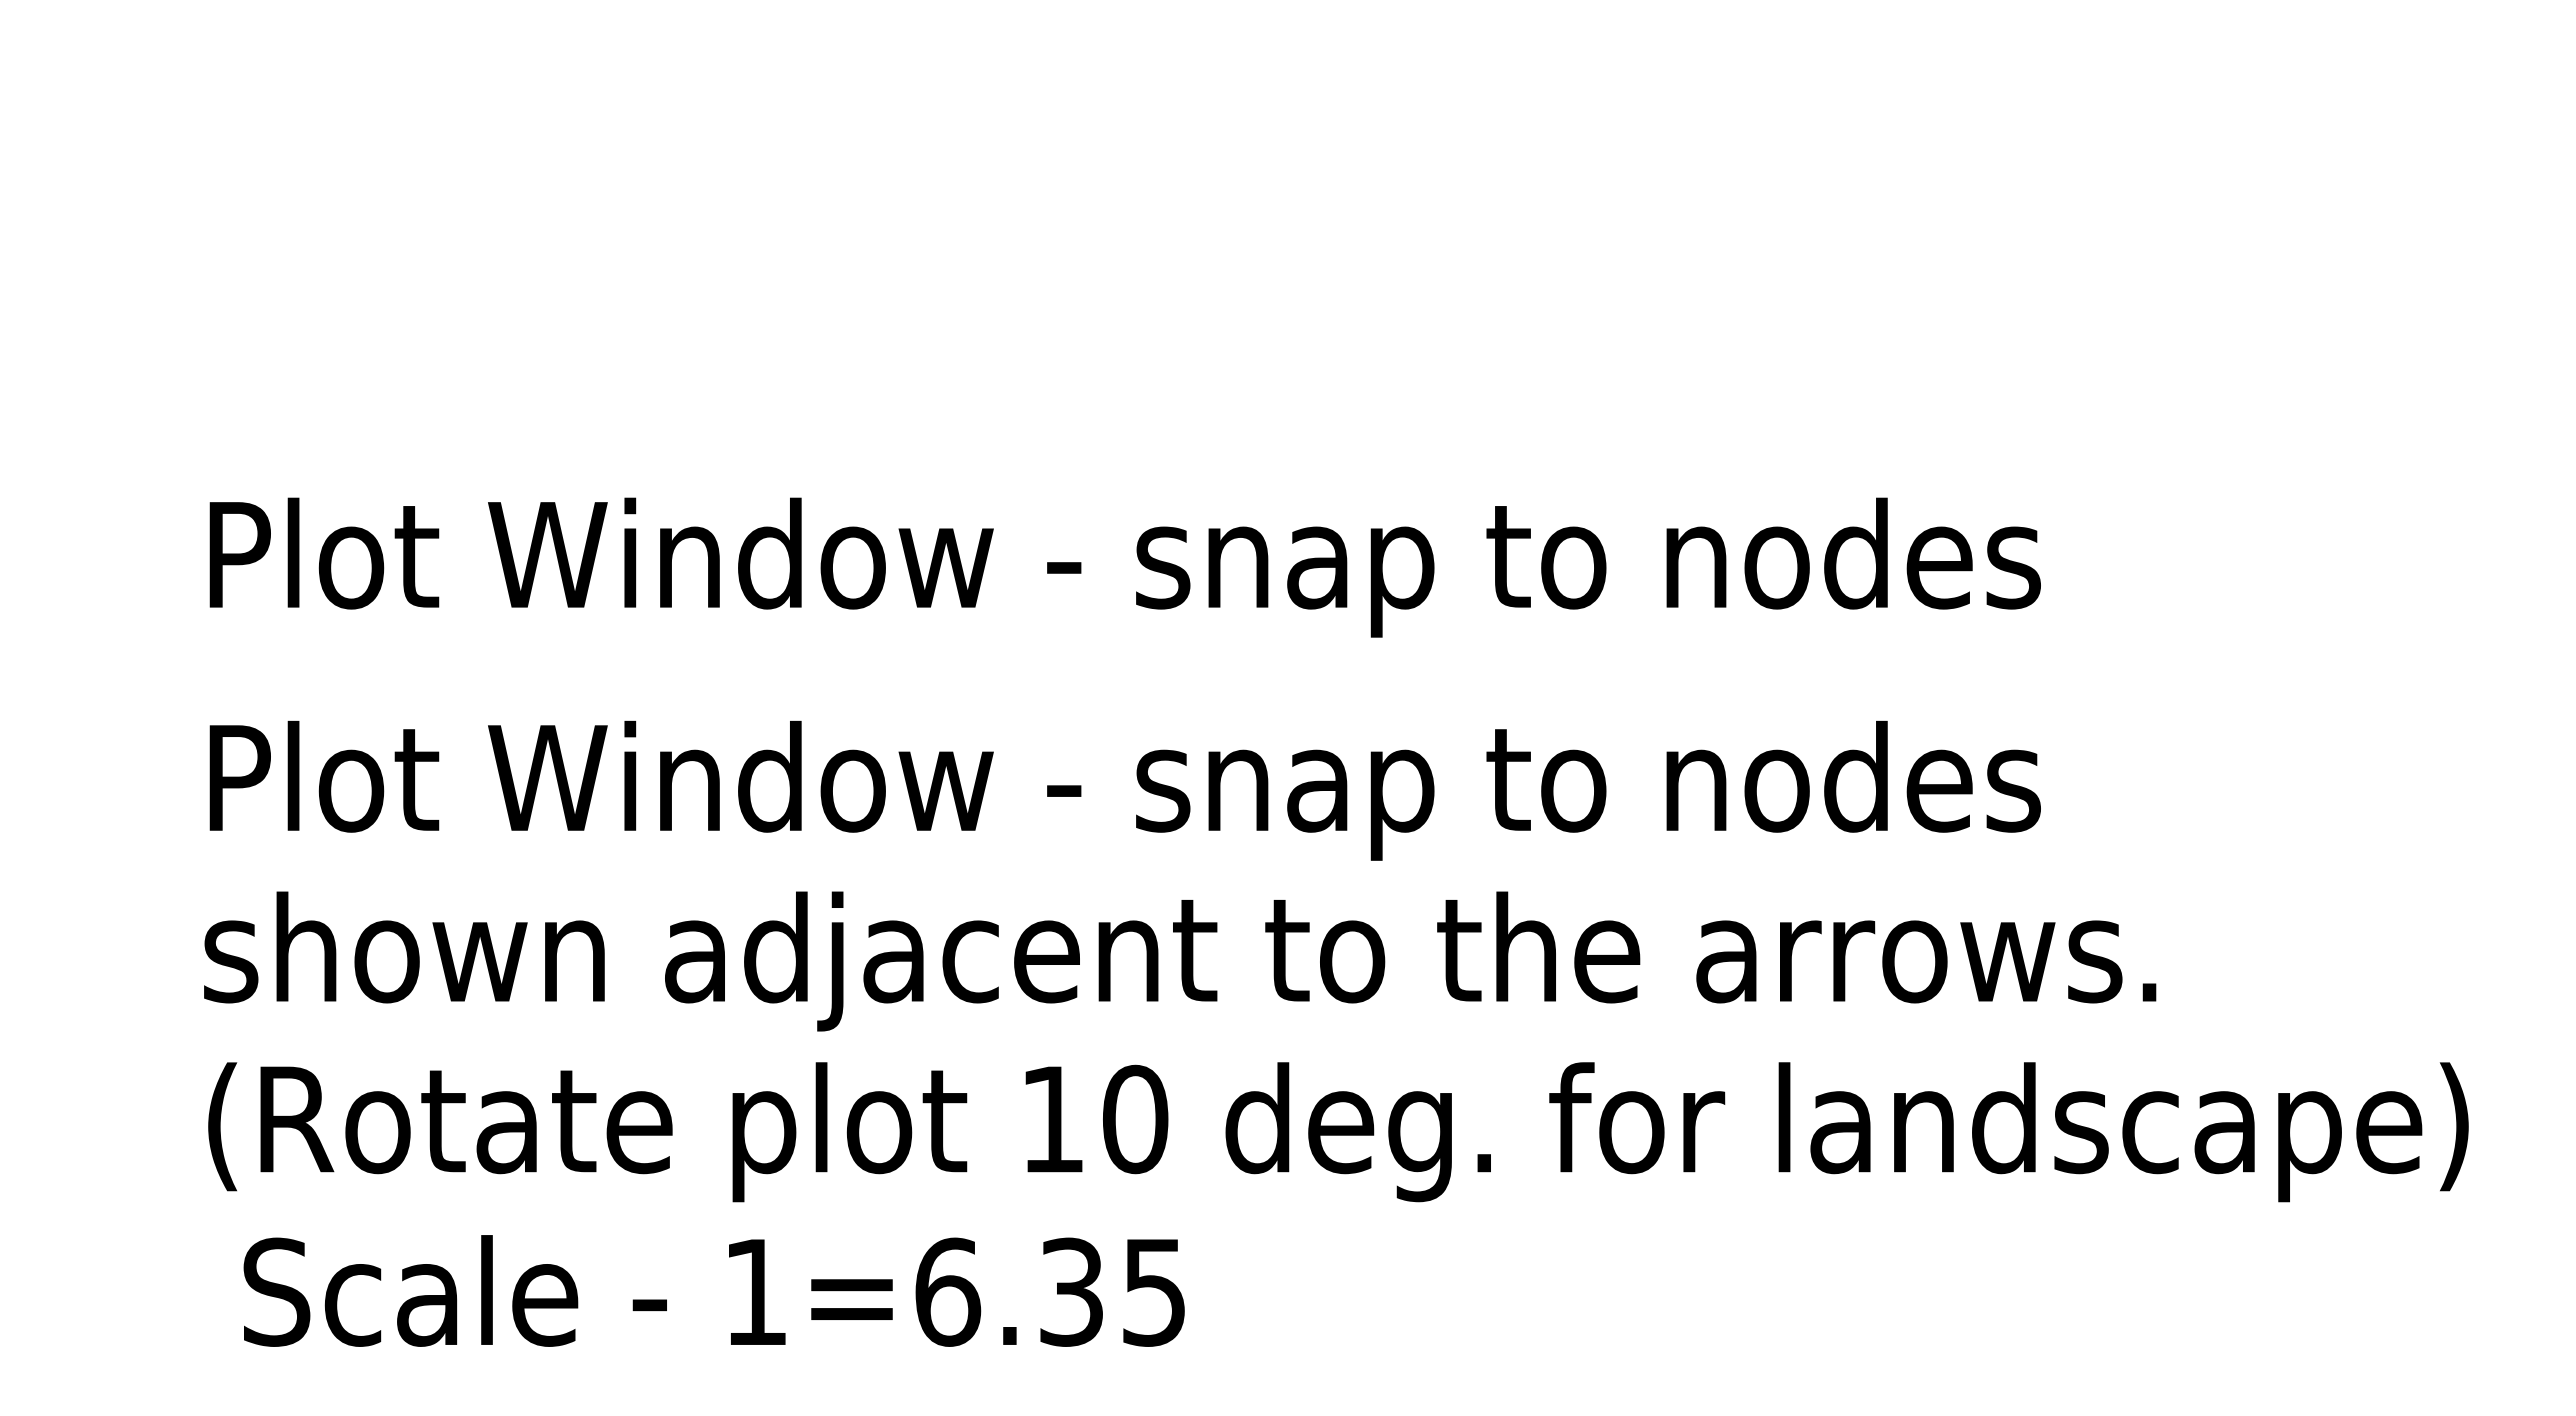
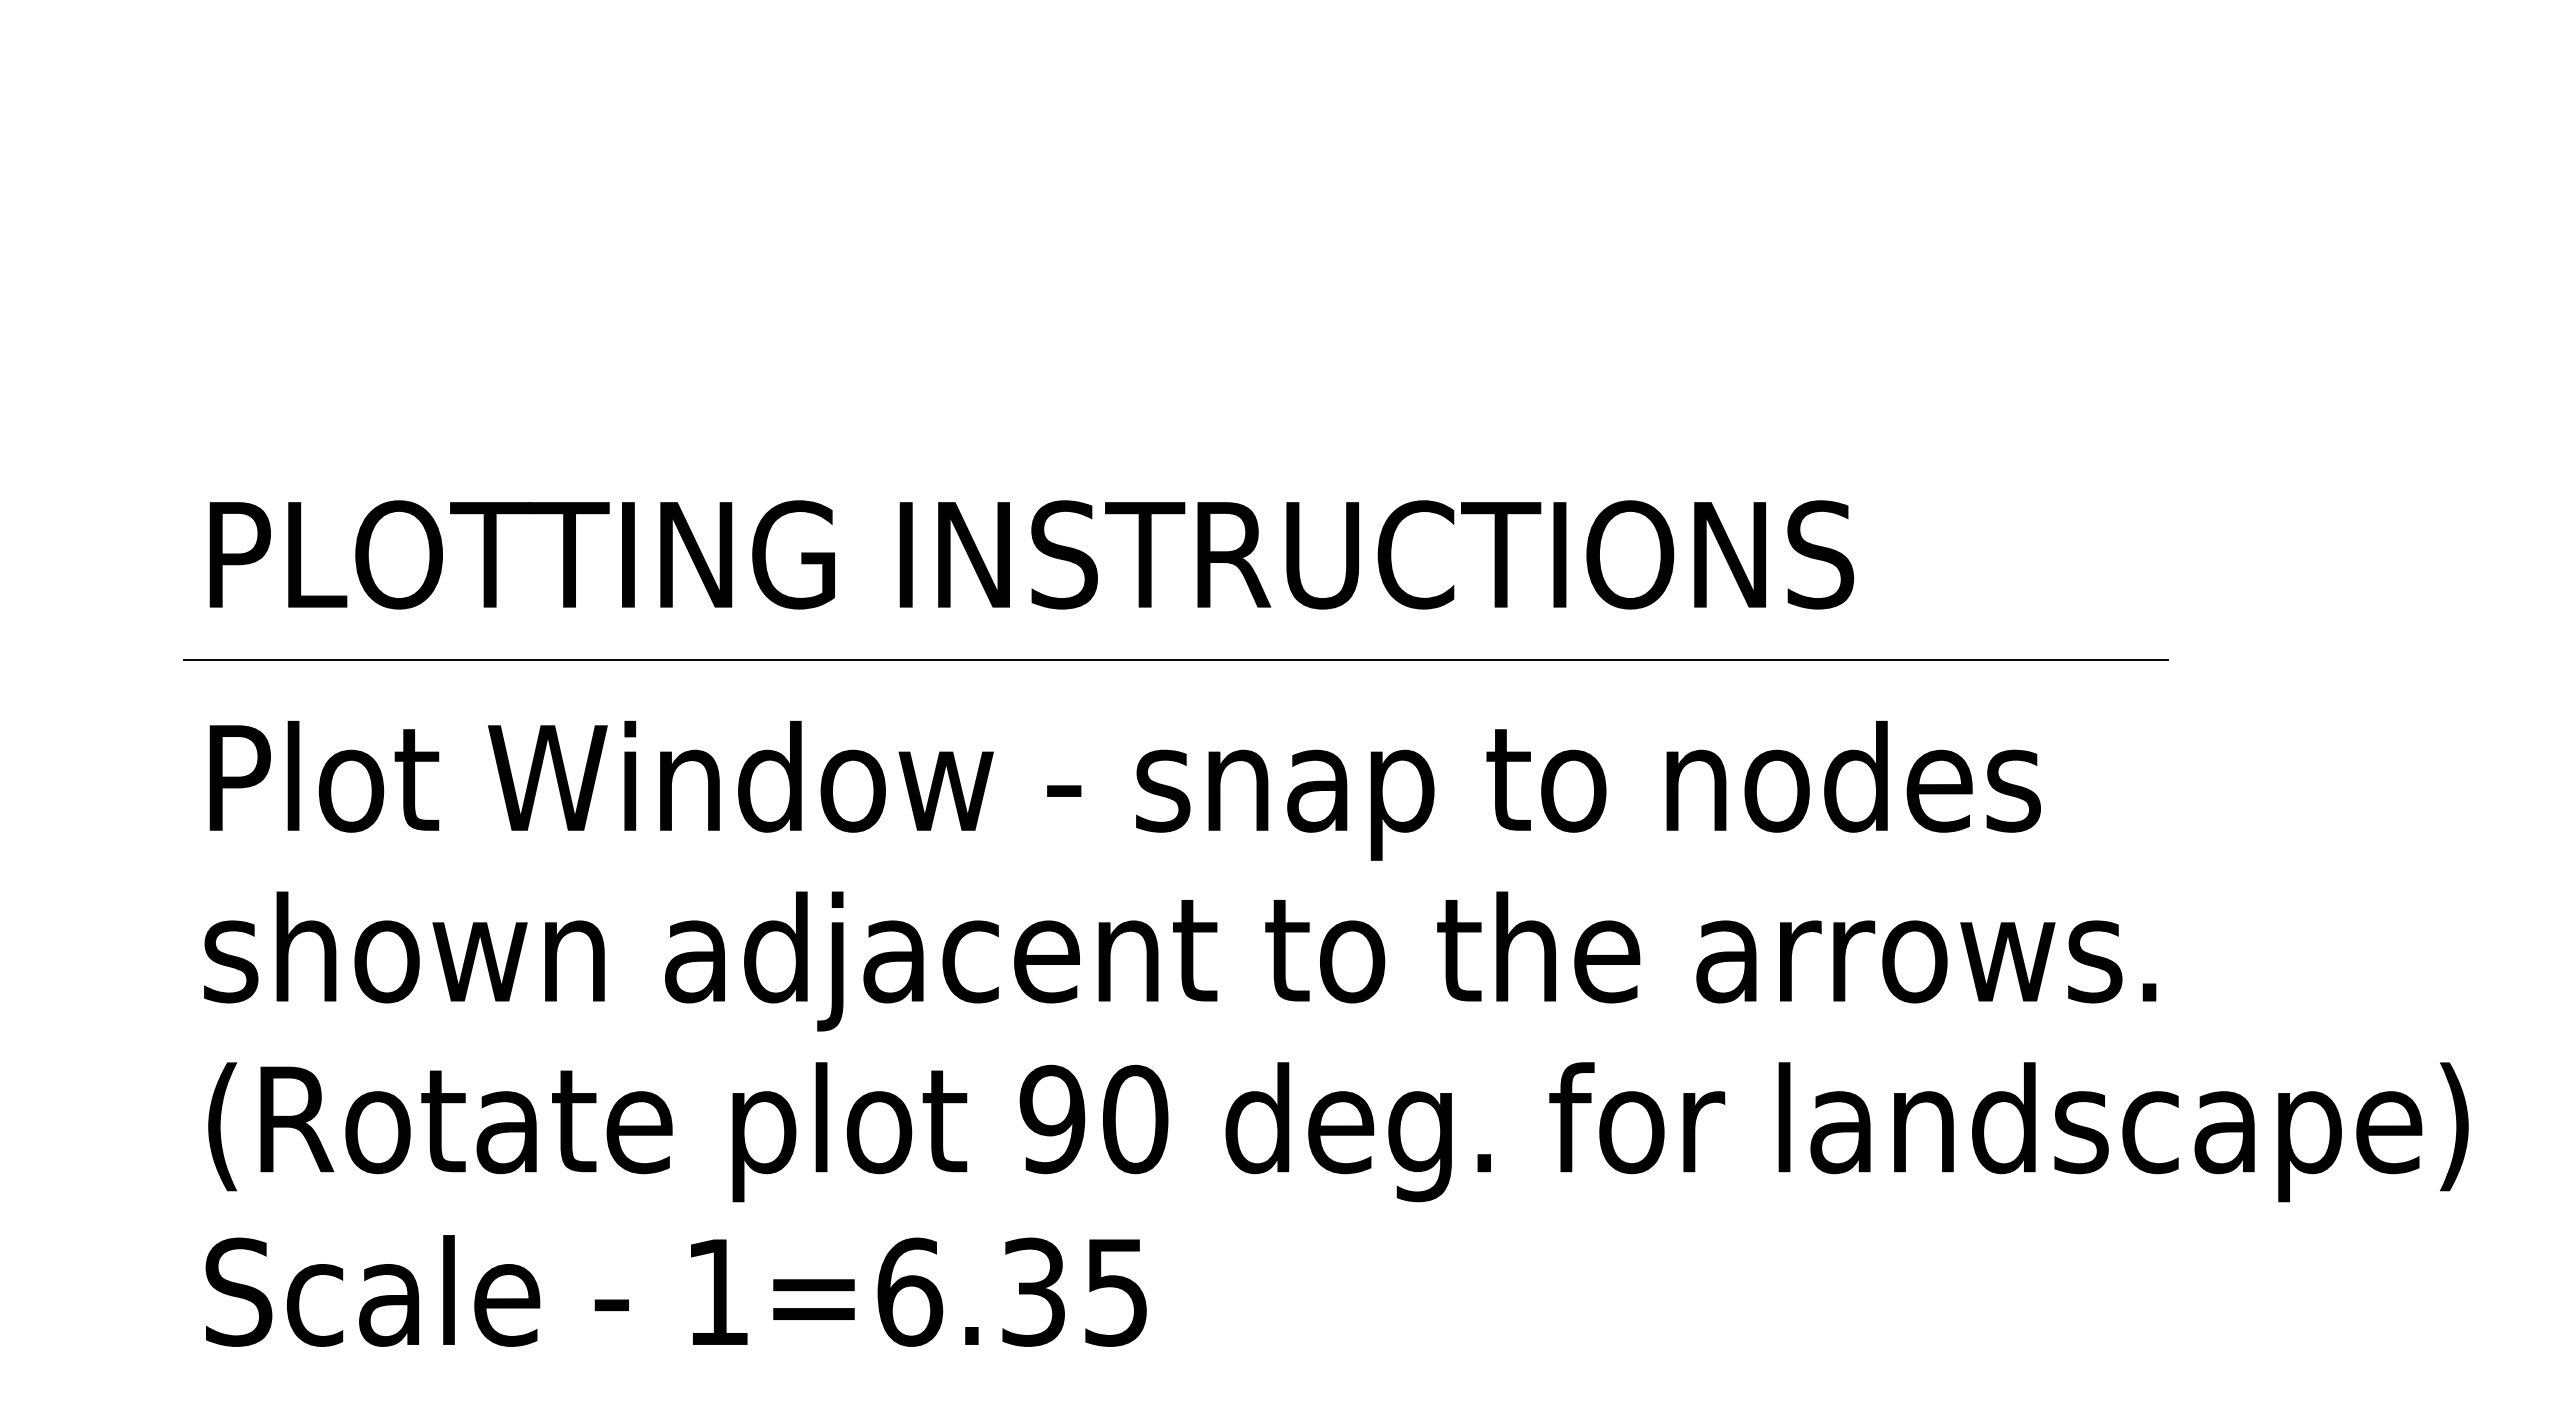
text: Plot Window - snap to nodes -> PLOTTING INSTRUCTIONS (1163, 567)
line: none -> present (1175, 660)
text: 10 -> 90 (1052, 1119)
text position: (713, 1290) -> (675, 1290) (675, 1290)
